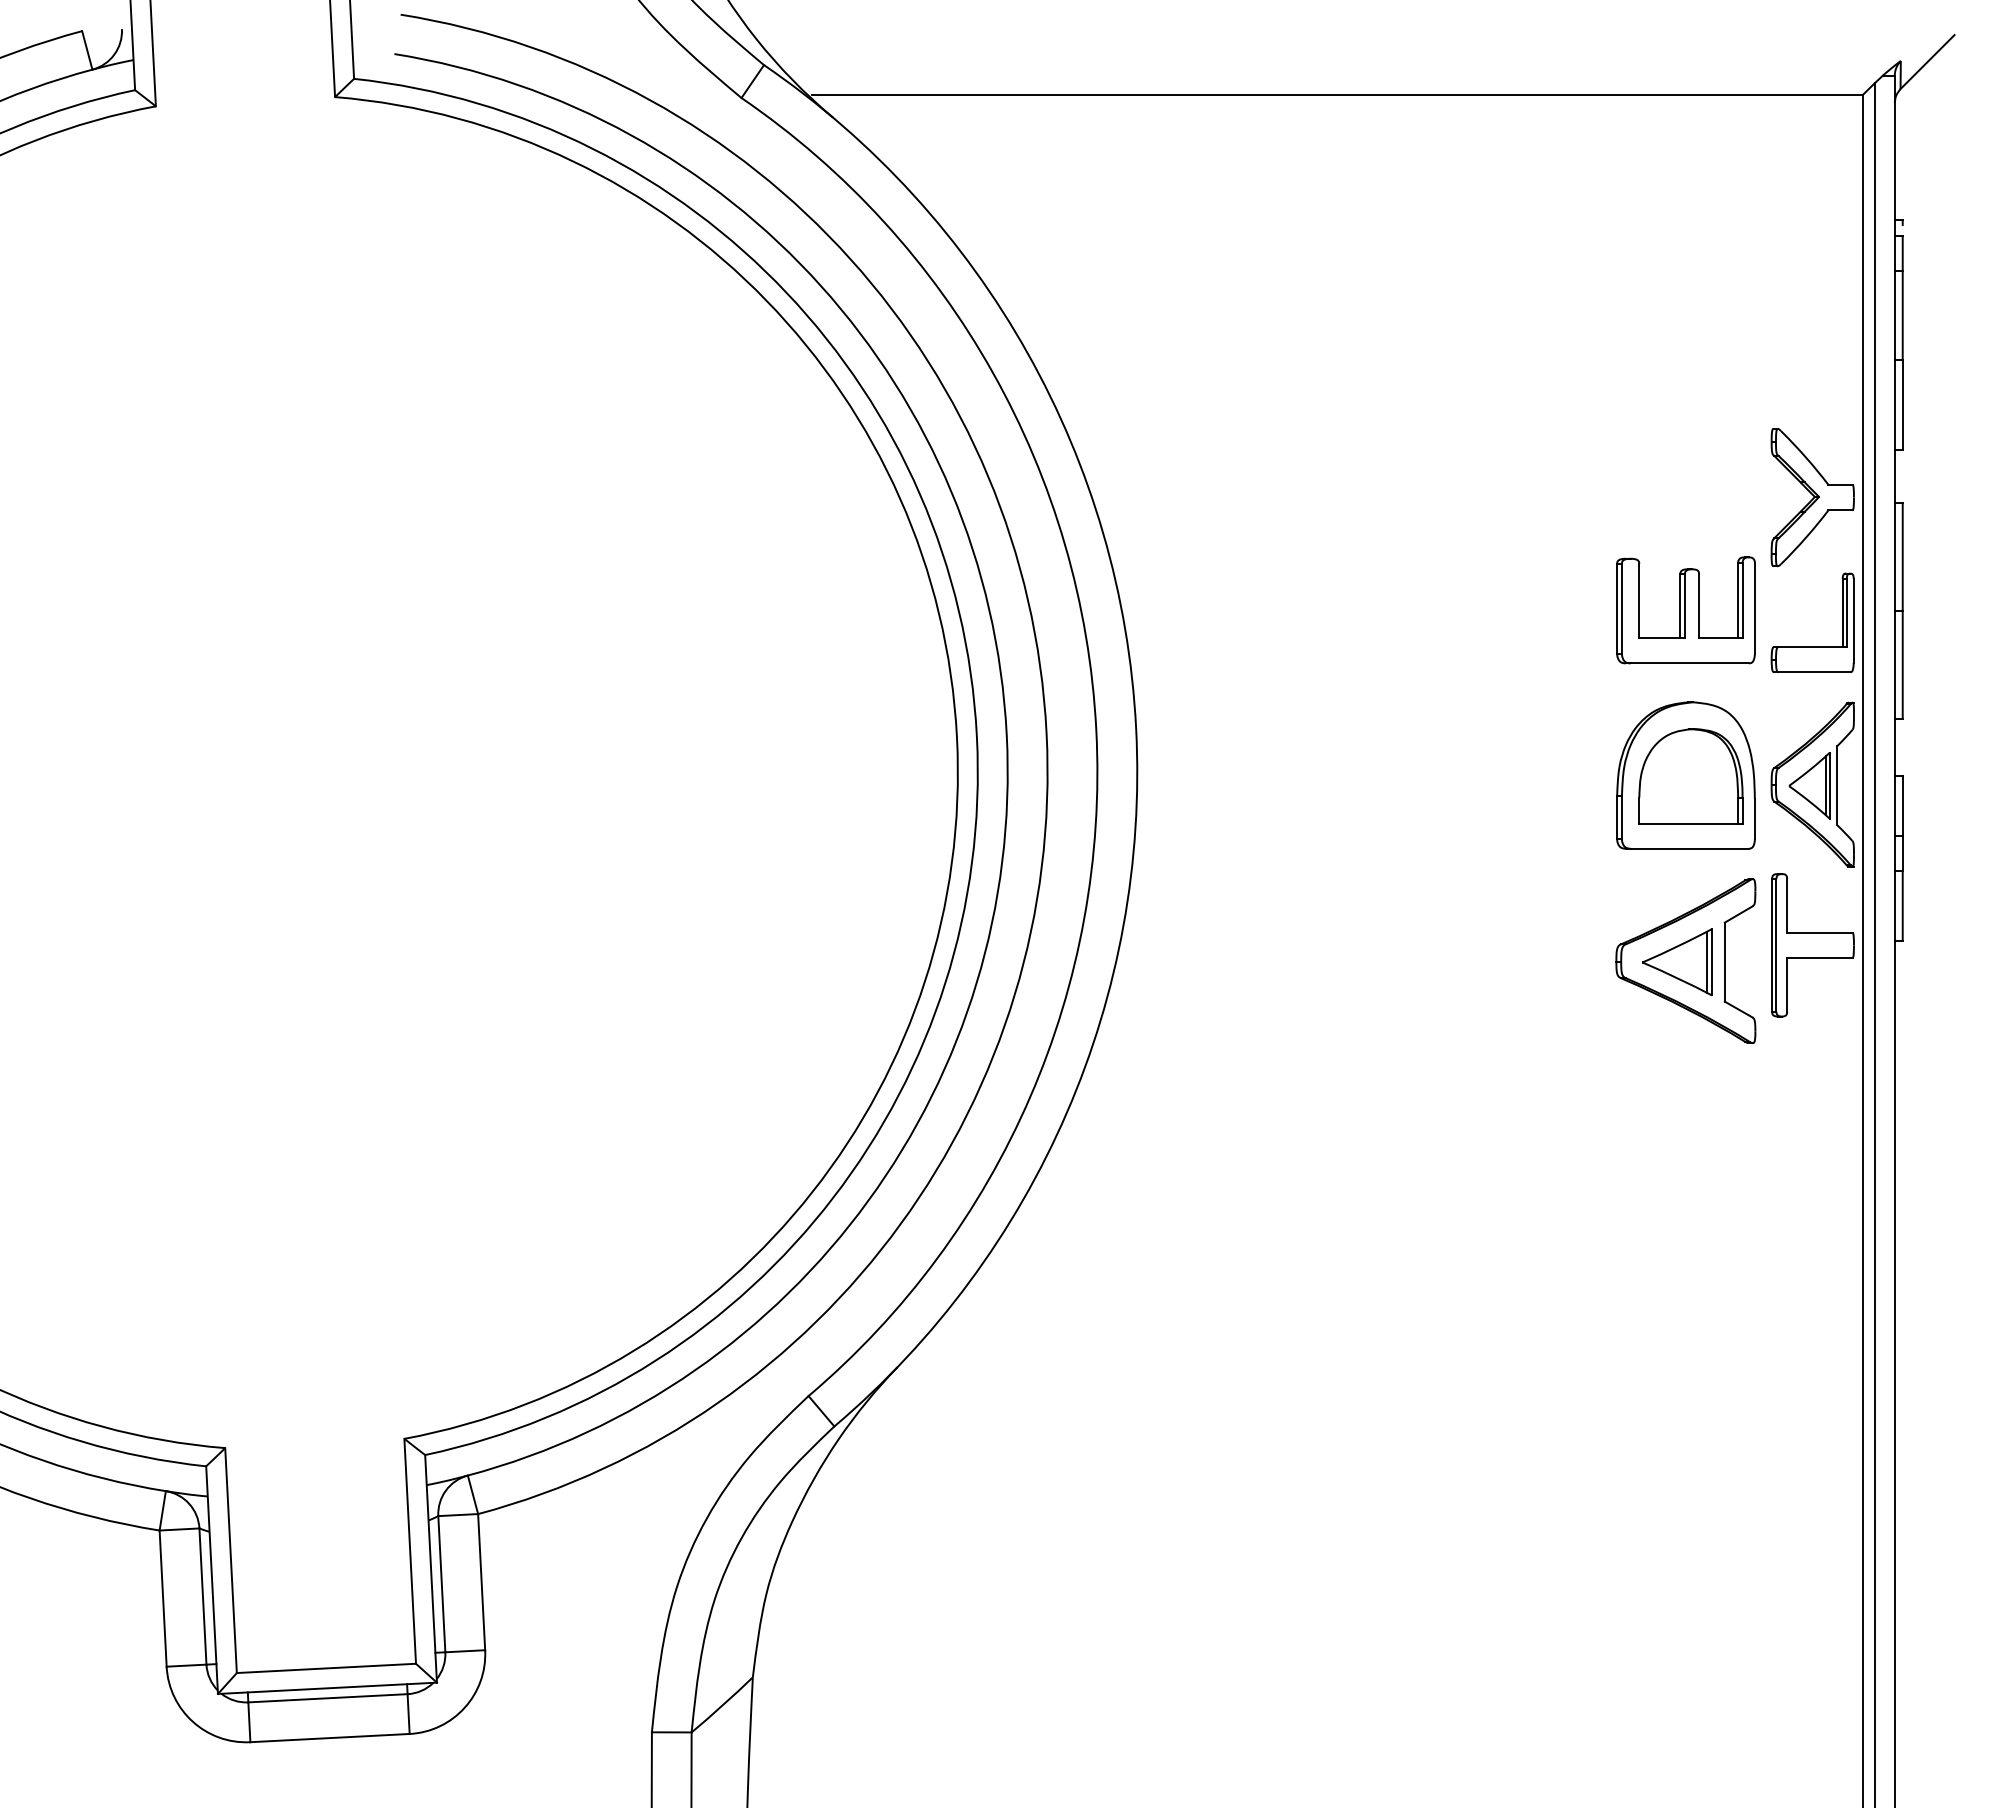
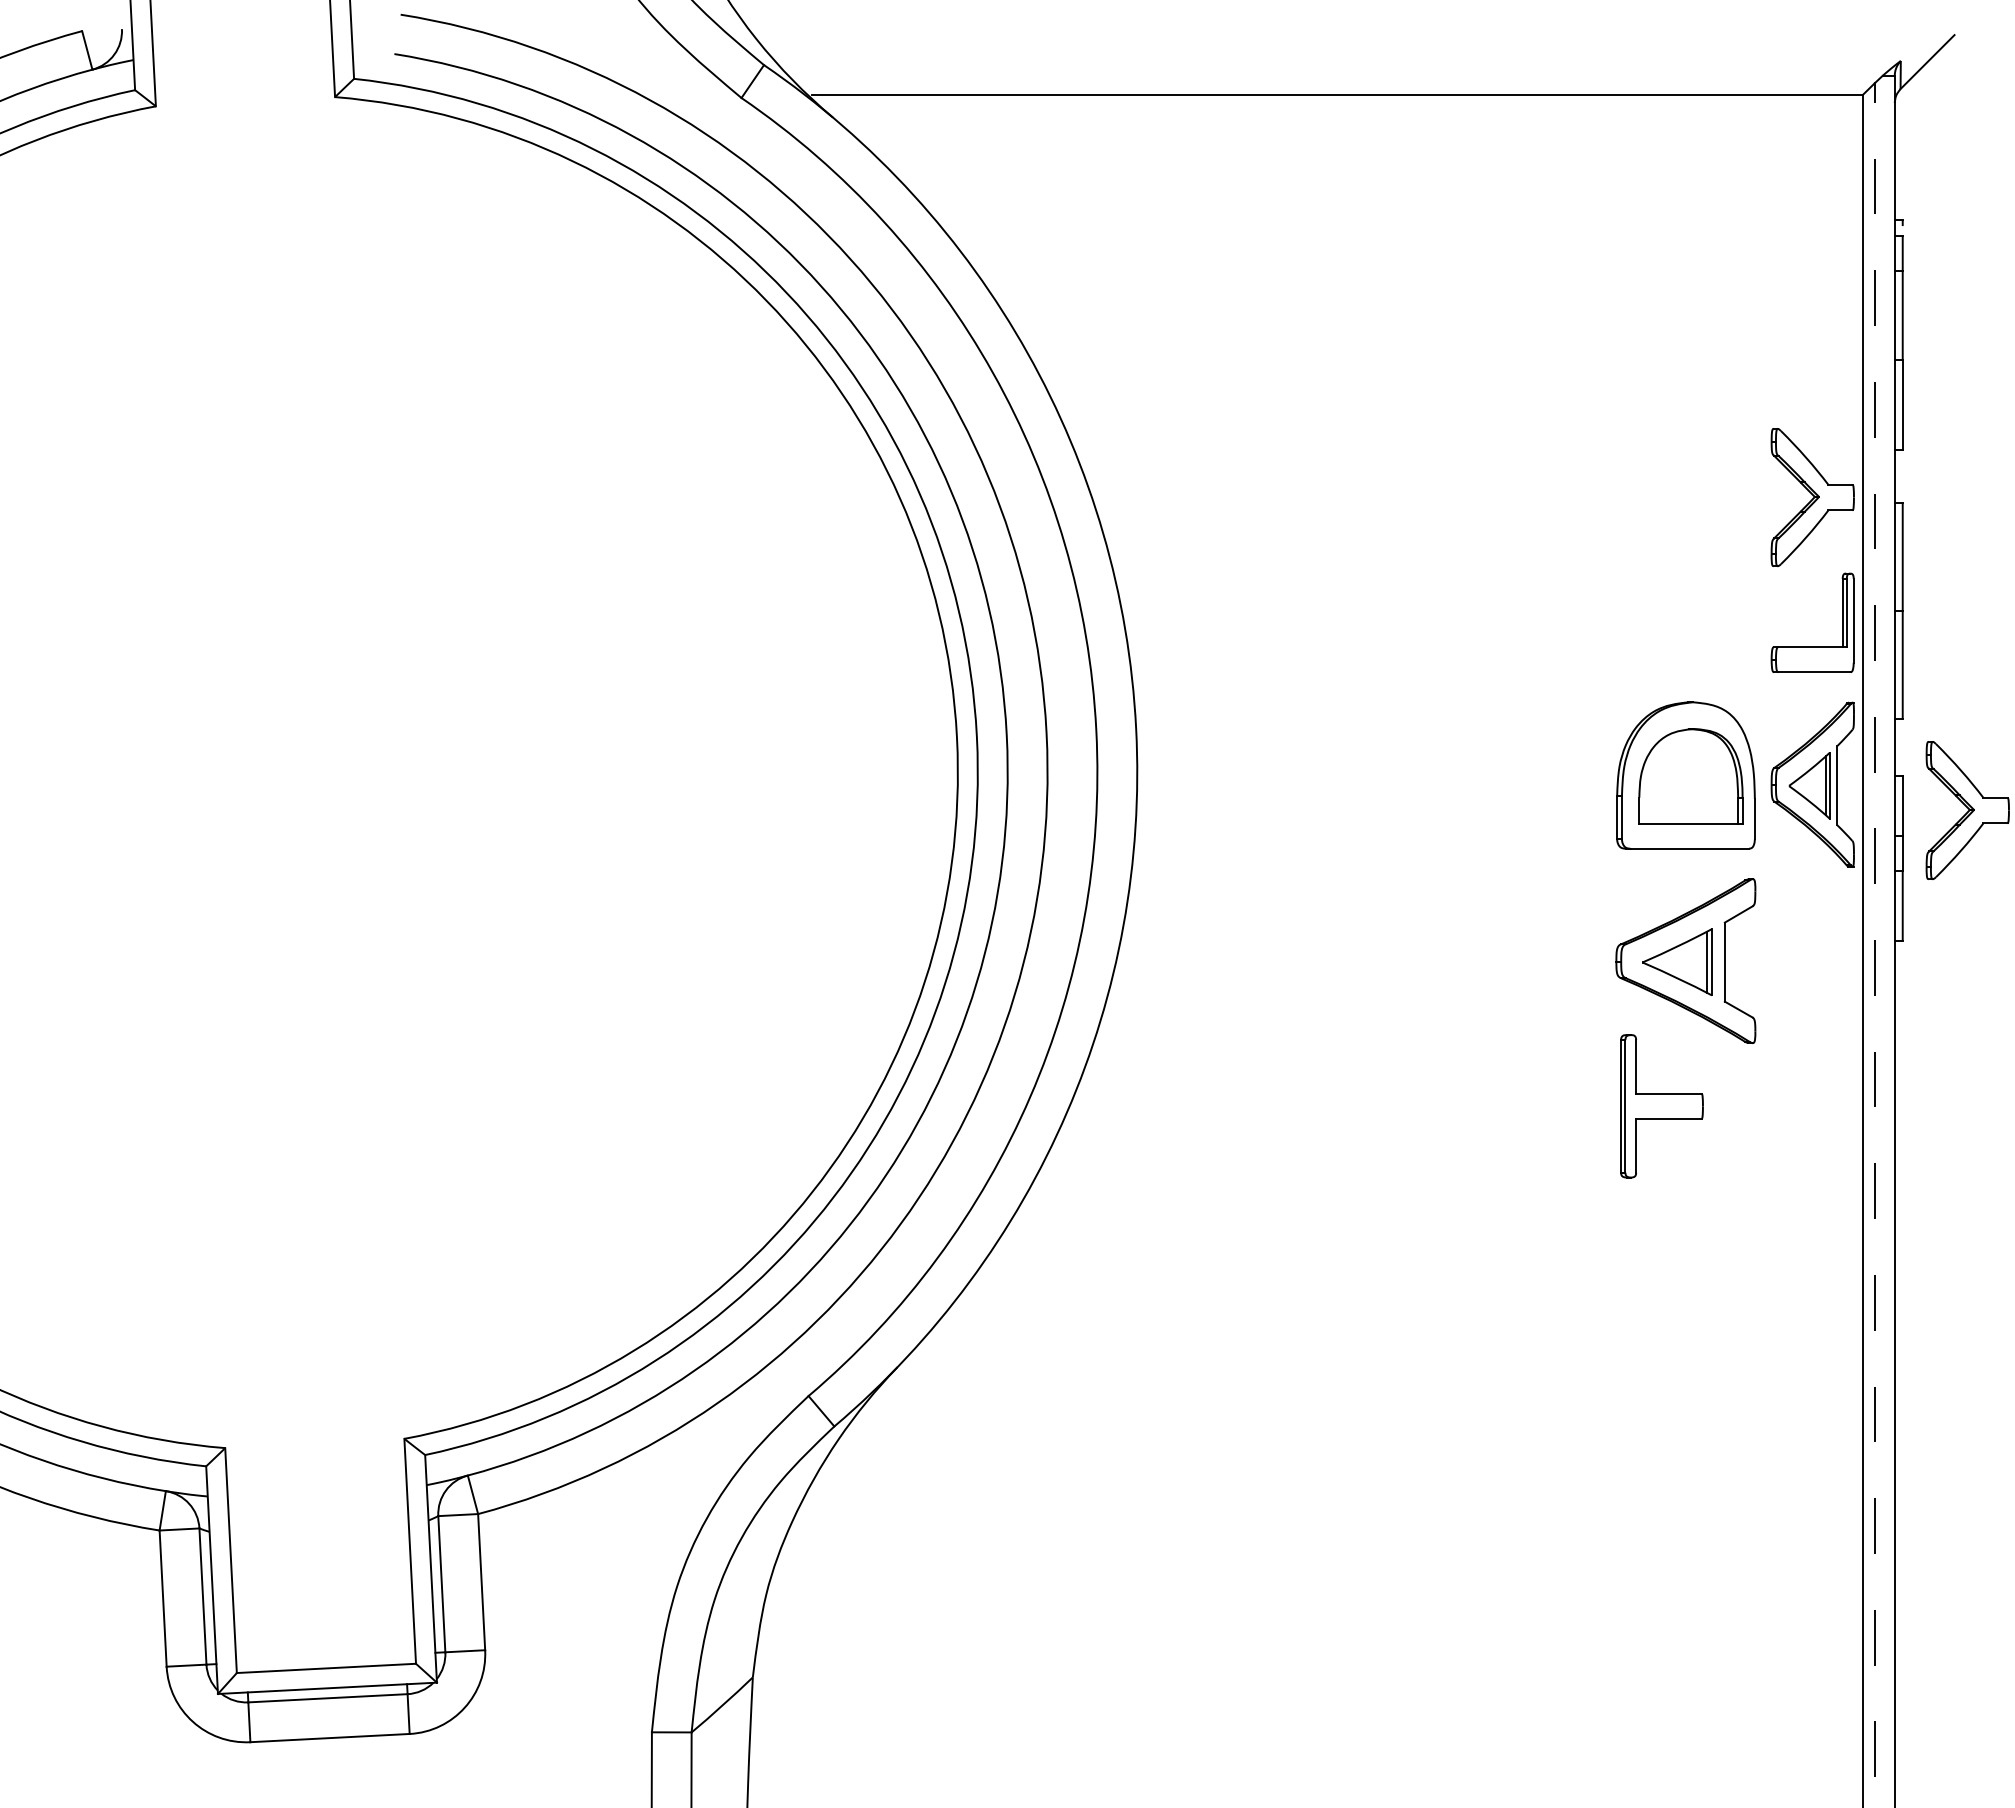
part: present -> none (1685, 610)
part: none -> present (1967, 810)
part position: (1812, 945) -> (1661, 1106) (1661, 1106)
line: solid -> dashed (1874, 945)
